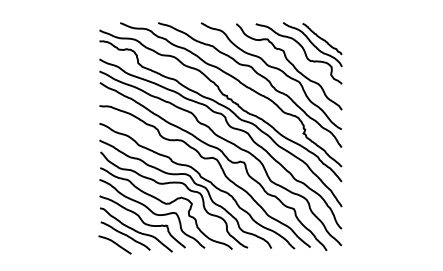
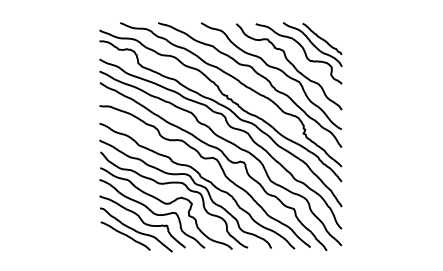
curve: present -> none (114, 243)
